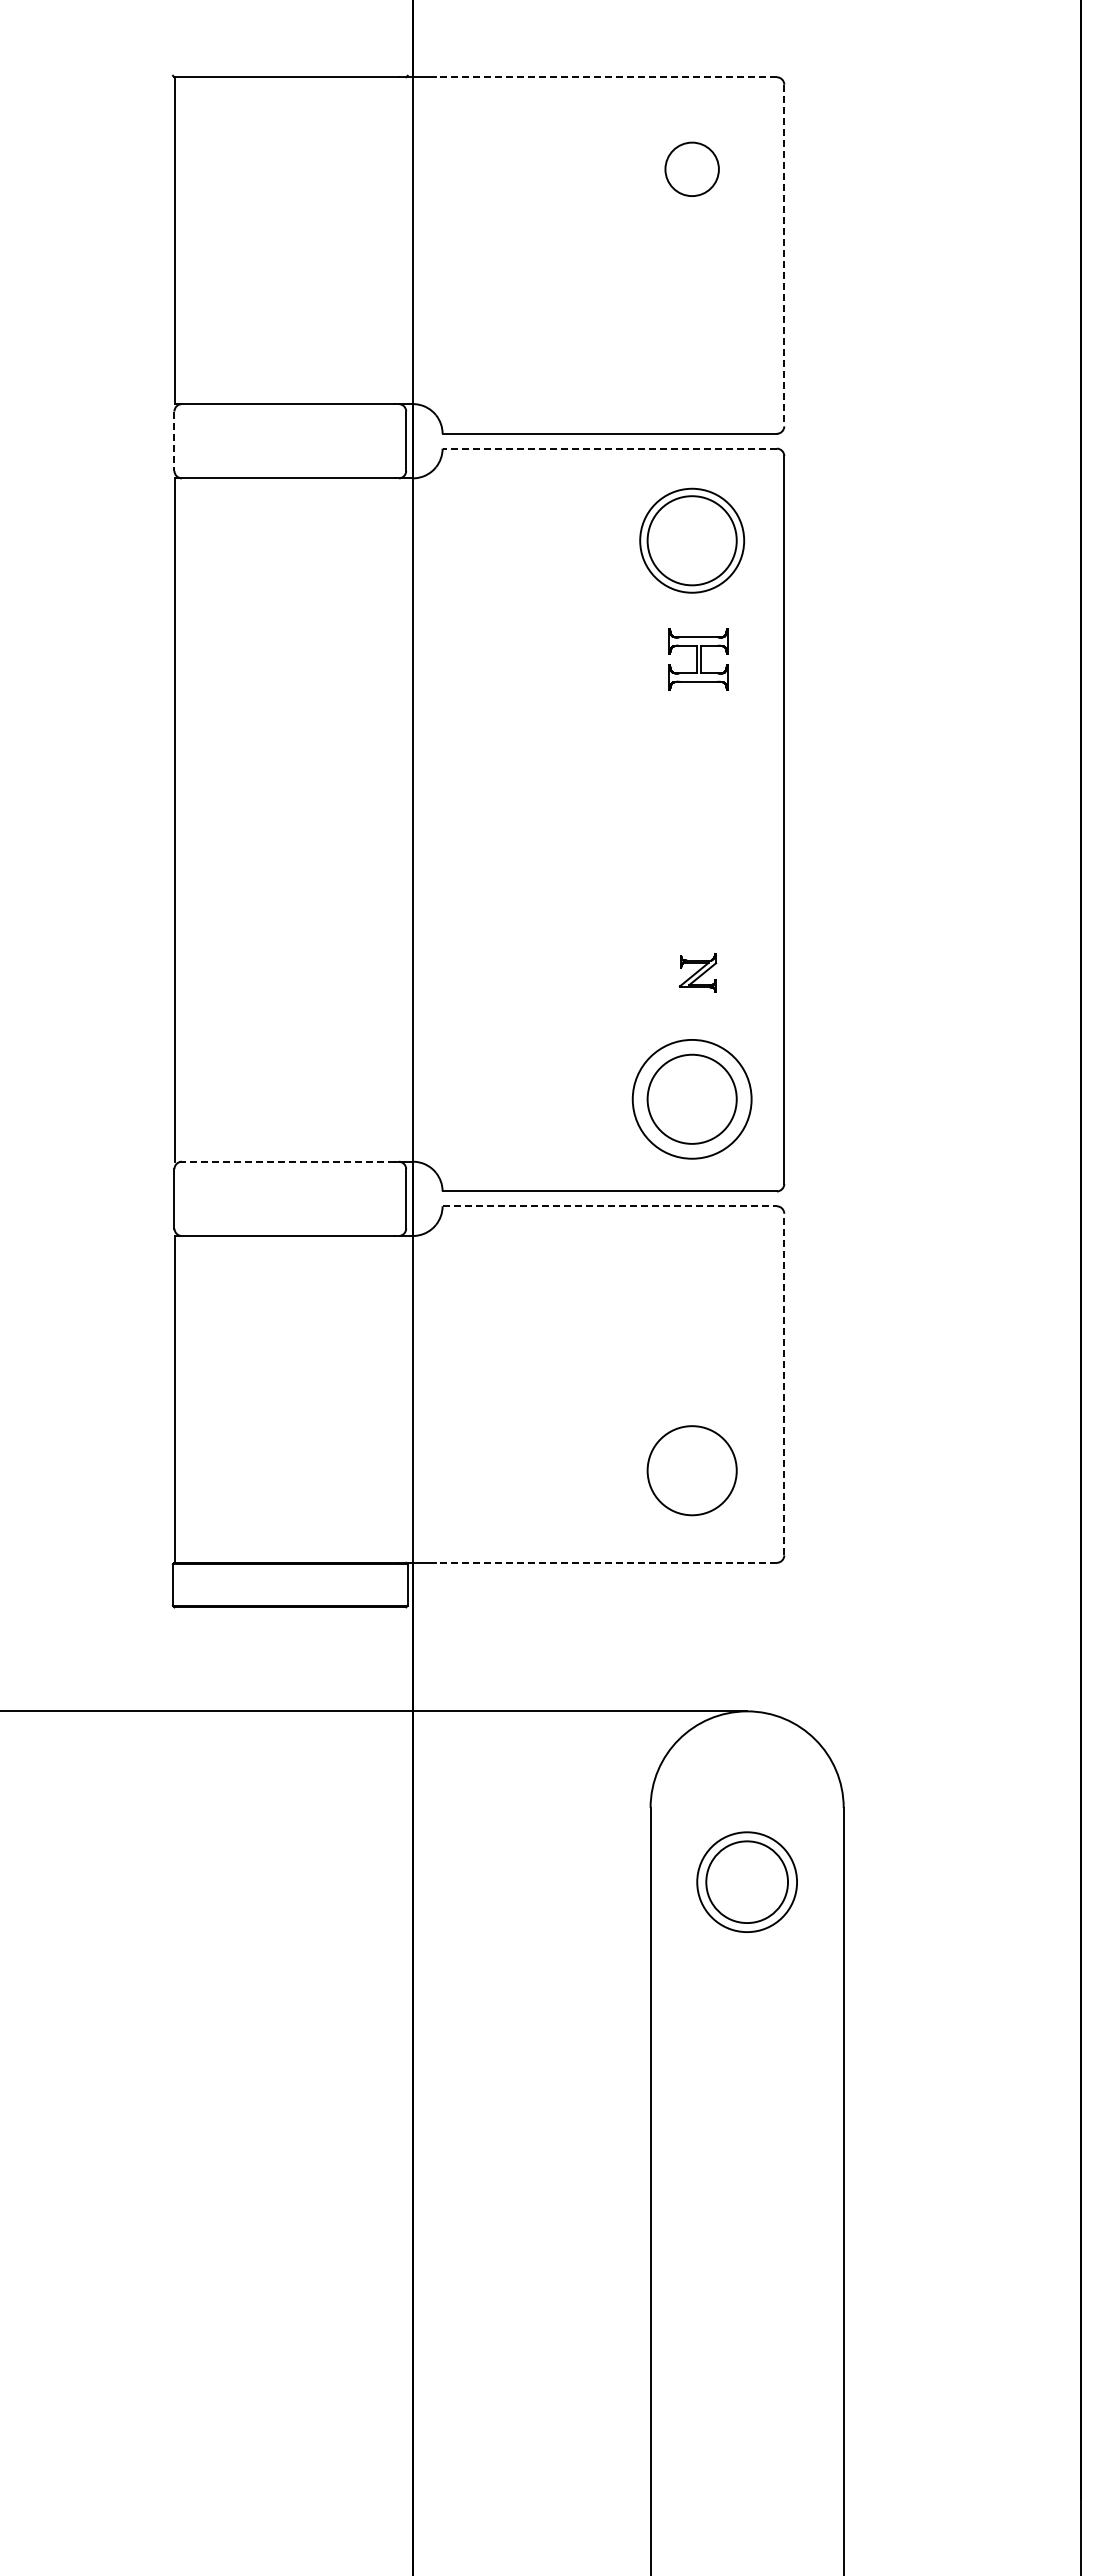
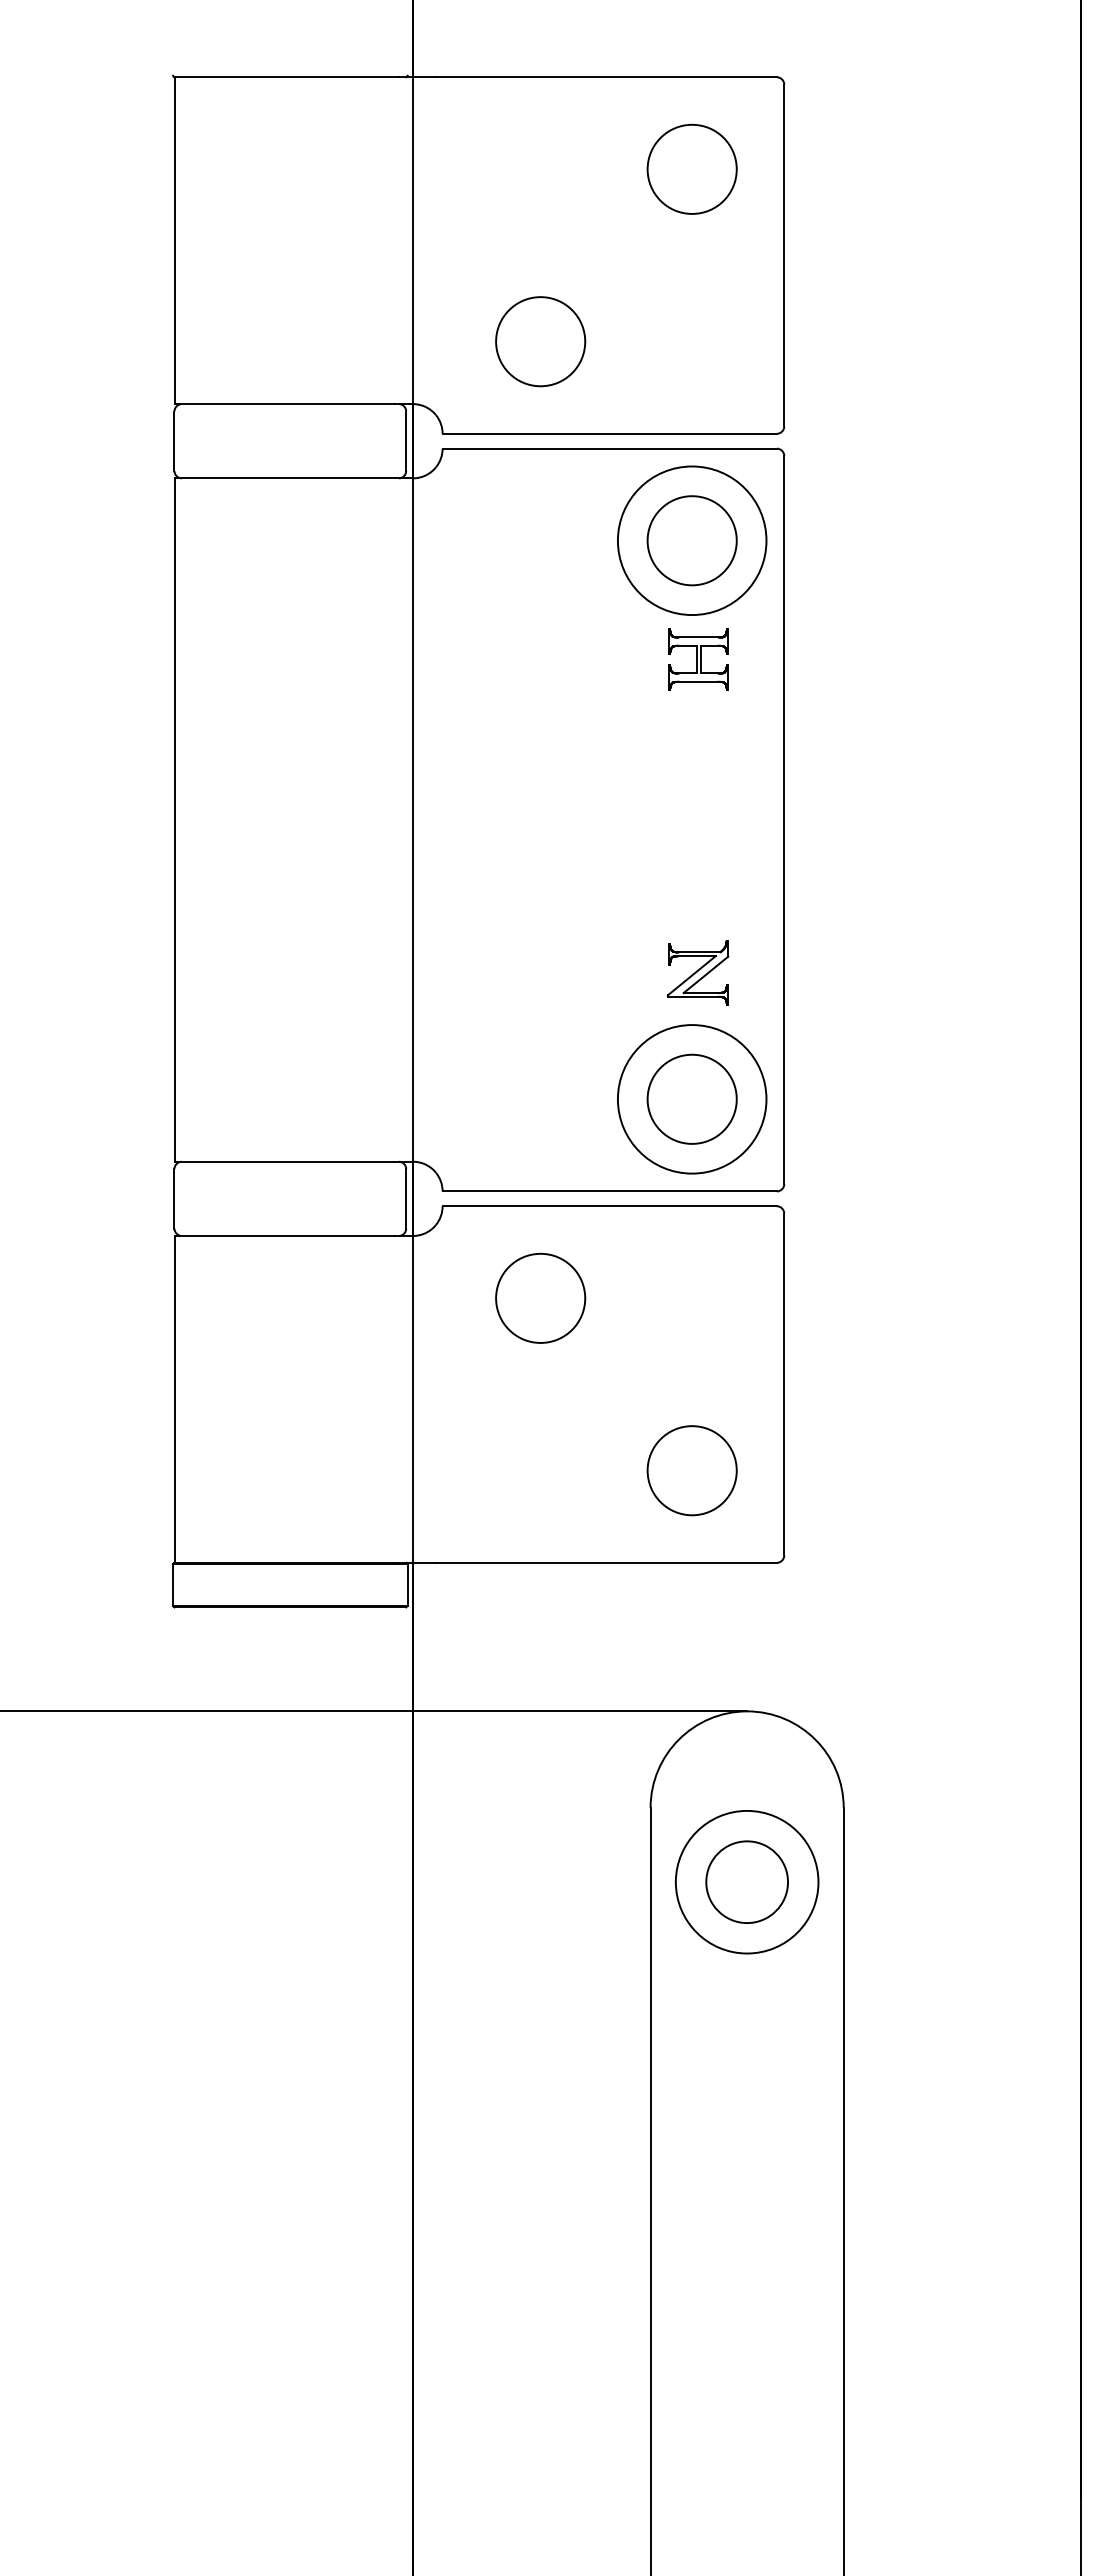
line: dashed -> solid (605, 77)
circle diameter: 53 px -> 89 px (691, 168)
line: dashed -> solid (784, 255)
circle: none -> present (540, 341)
line: dashed -> solid (174, 441)
line: dashed -> solid (609, 448)
circle diameter: 104 px -> 149 px (691, 540)
part size: 40x40 px -> 64x66 px (697, 972)
circle diameter: 119 px -> 149 px (691, 1099)
line: dashed -> solid (284, 1161)
line: dashed -> solid (610, 1206)
circle: none -> present (540, 1297)
line: dashed -> solid (784, 1384)
line: dashed -> solid (605, 1562)
circle diameter: 100 px -> 143 px (746, 1881)
